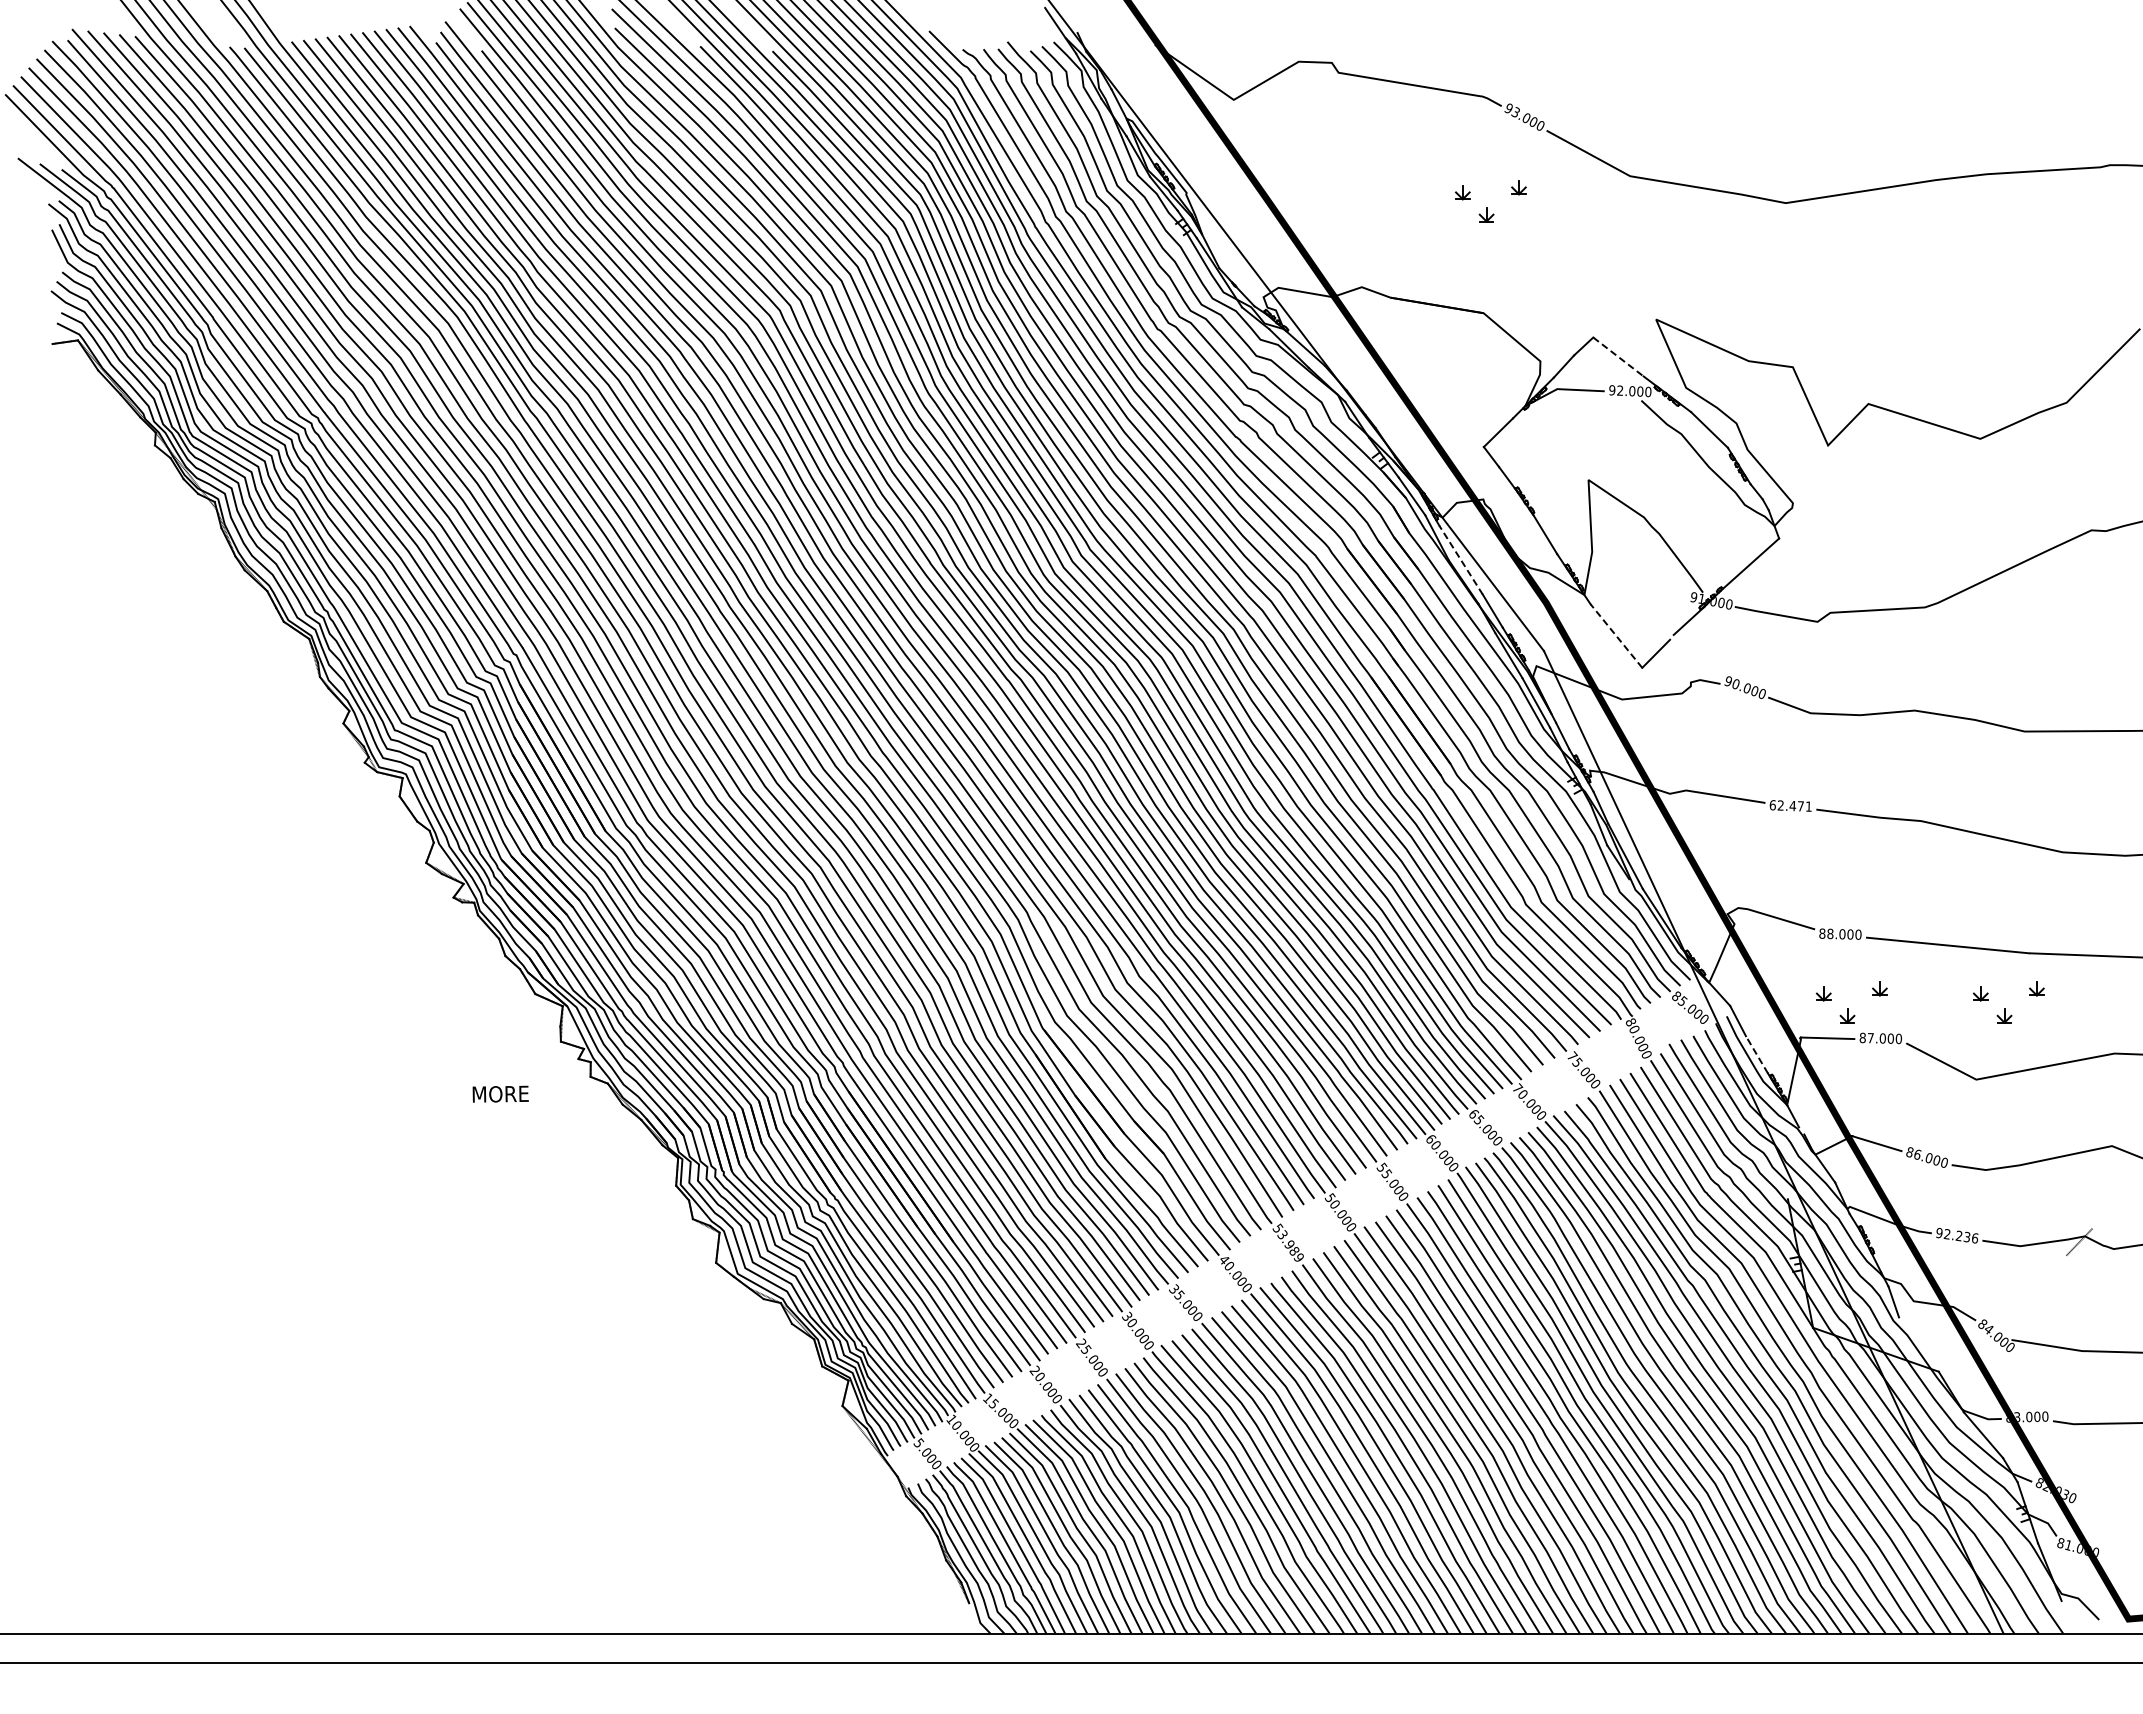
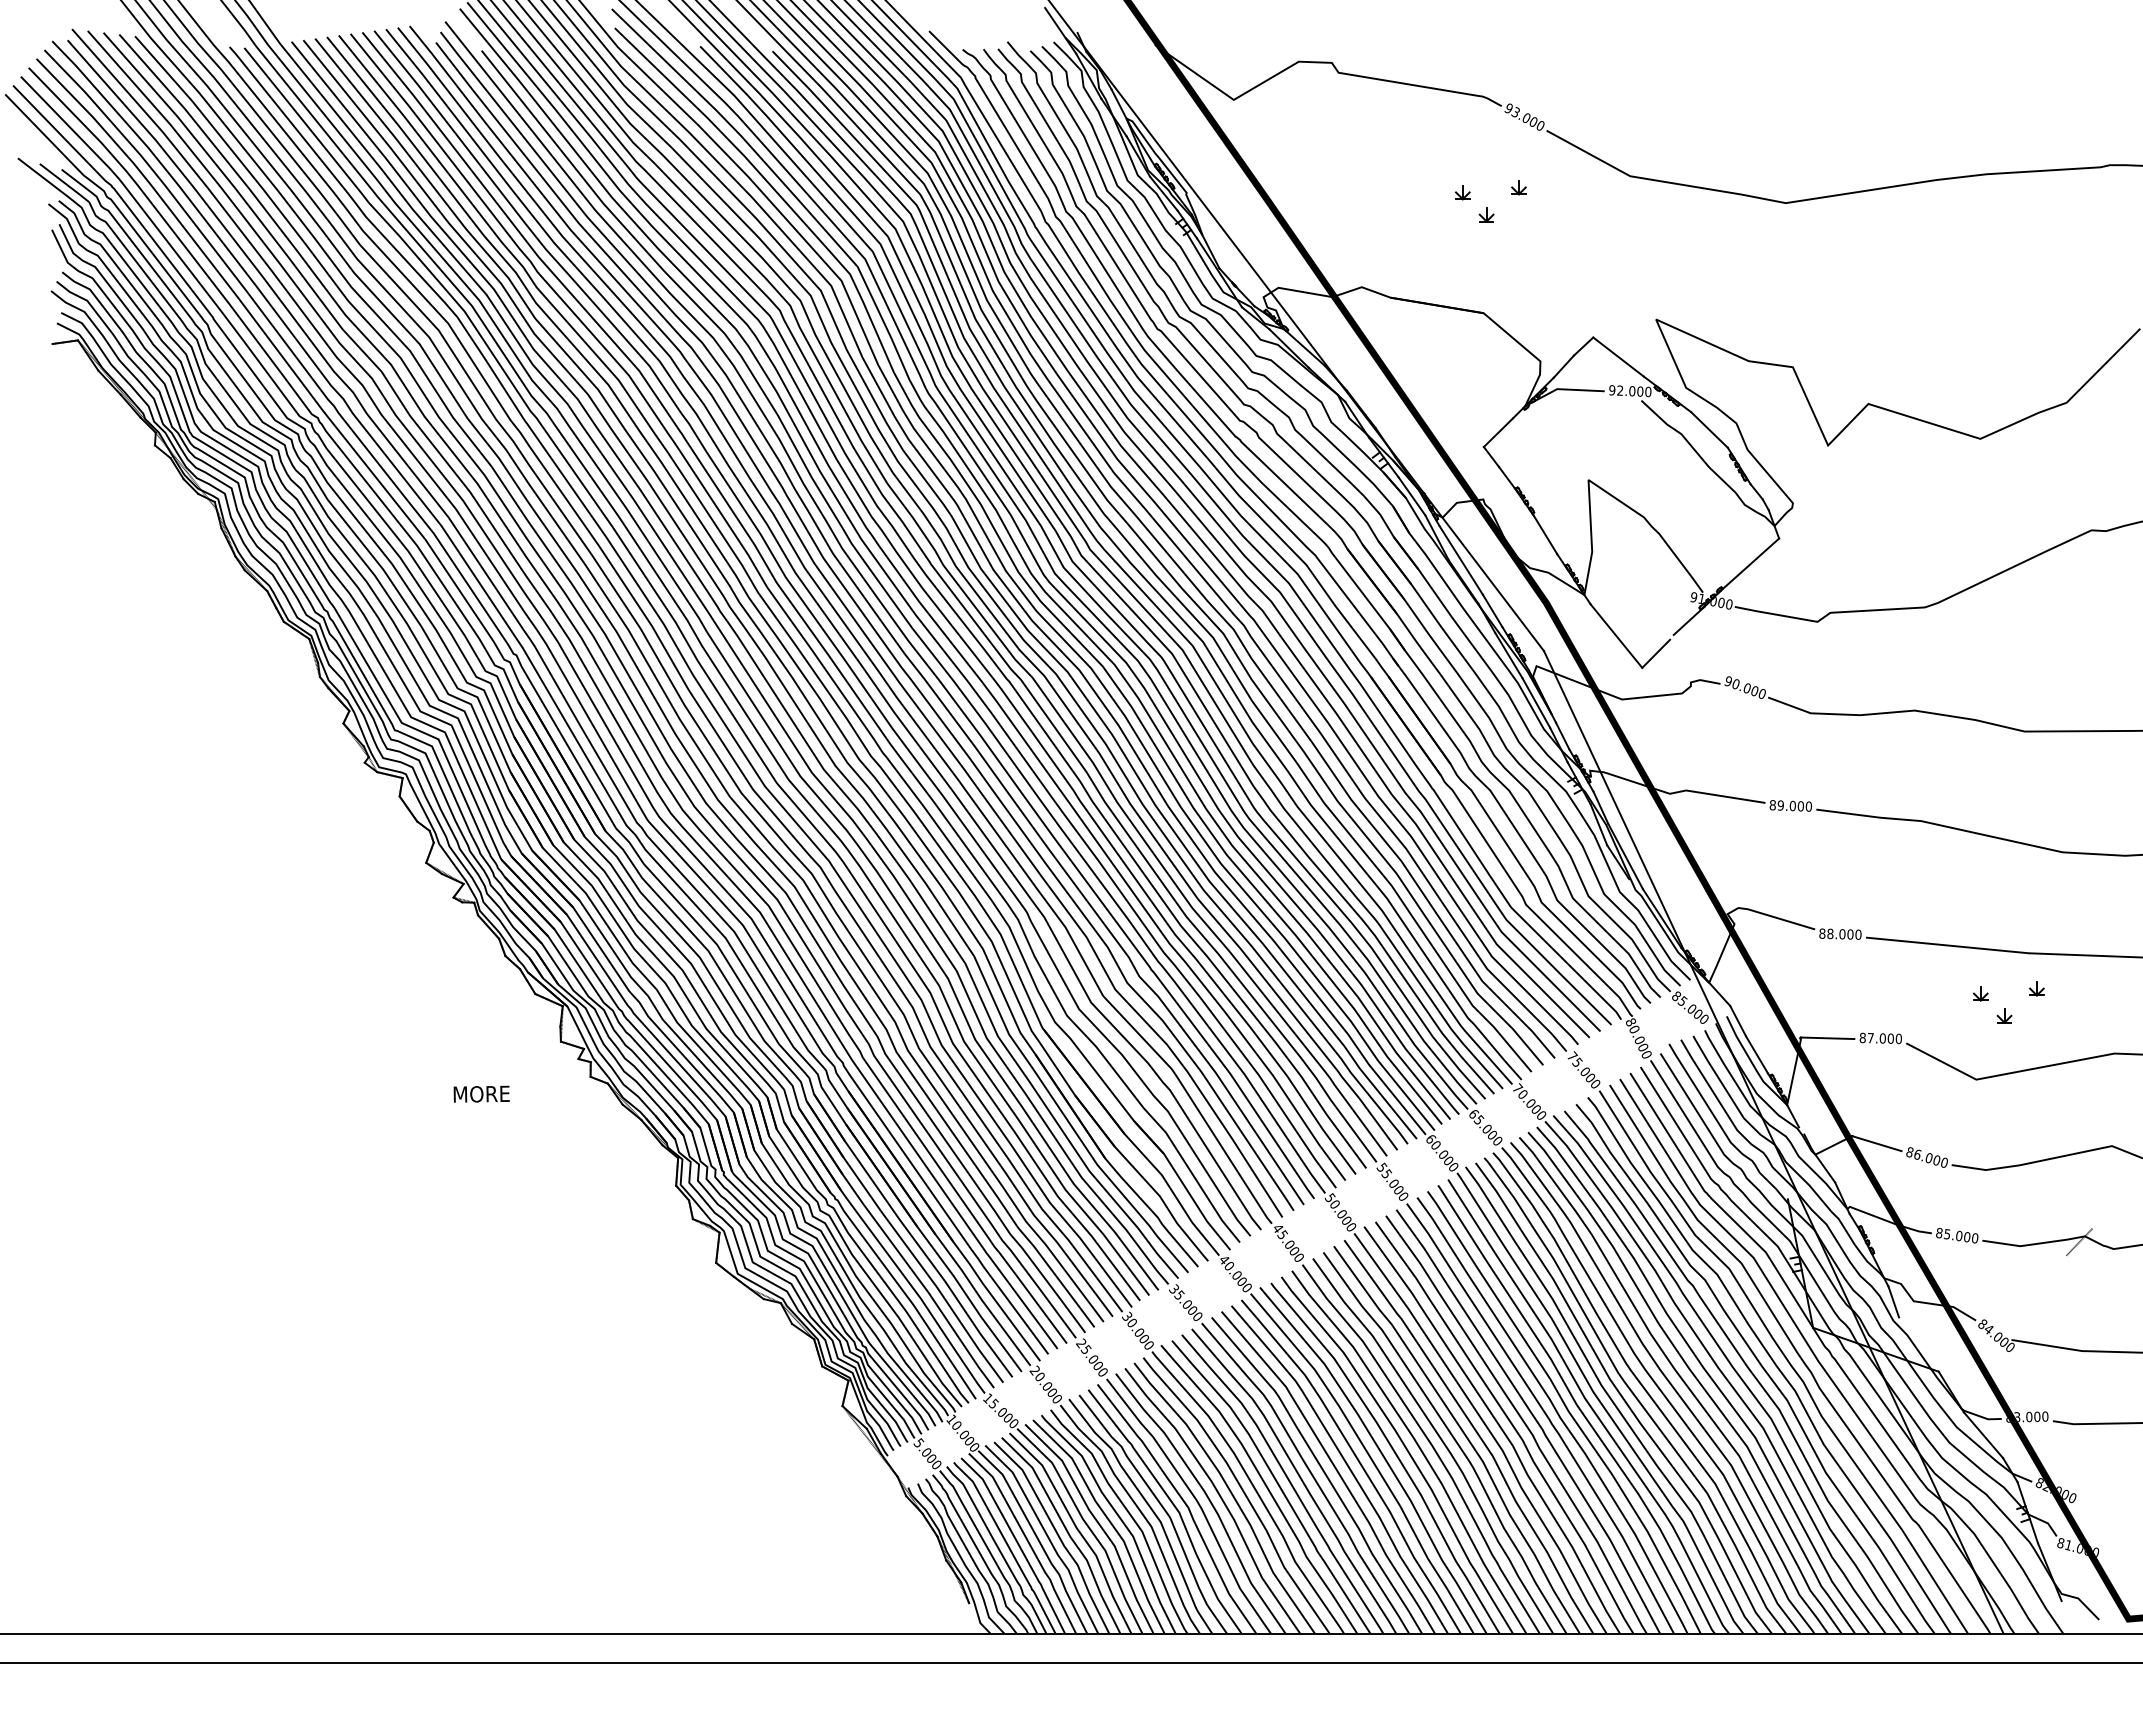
line: dashed -> solid (1618, 356)
line: dashed -> solid (1461, 560)
line: dashed -> solid (1616, 636)
text: 62.471 -> 89.000 (1790, 805)
part: present -> none (1848, 1008)
line: dashed -> solid (1756, 1054)
text position: (500, 1093) -> (481, 1093) (481, 1093)
text: 92.236 -> 85.000 (1957, 1235)
text: 53.989 -> 45.000 (1287, 1242)
text: 82.030 -> 82.000 (2064, 1493)
